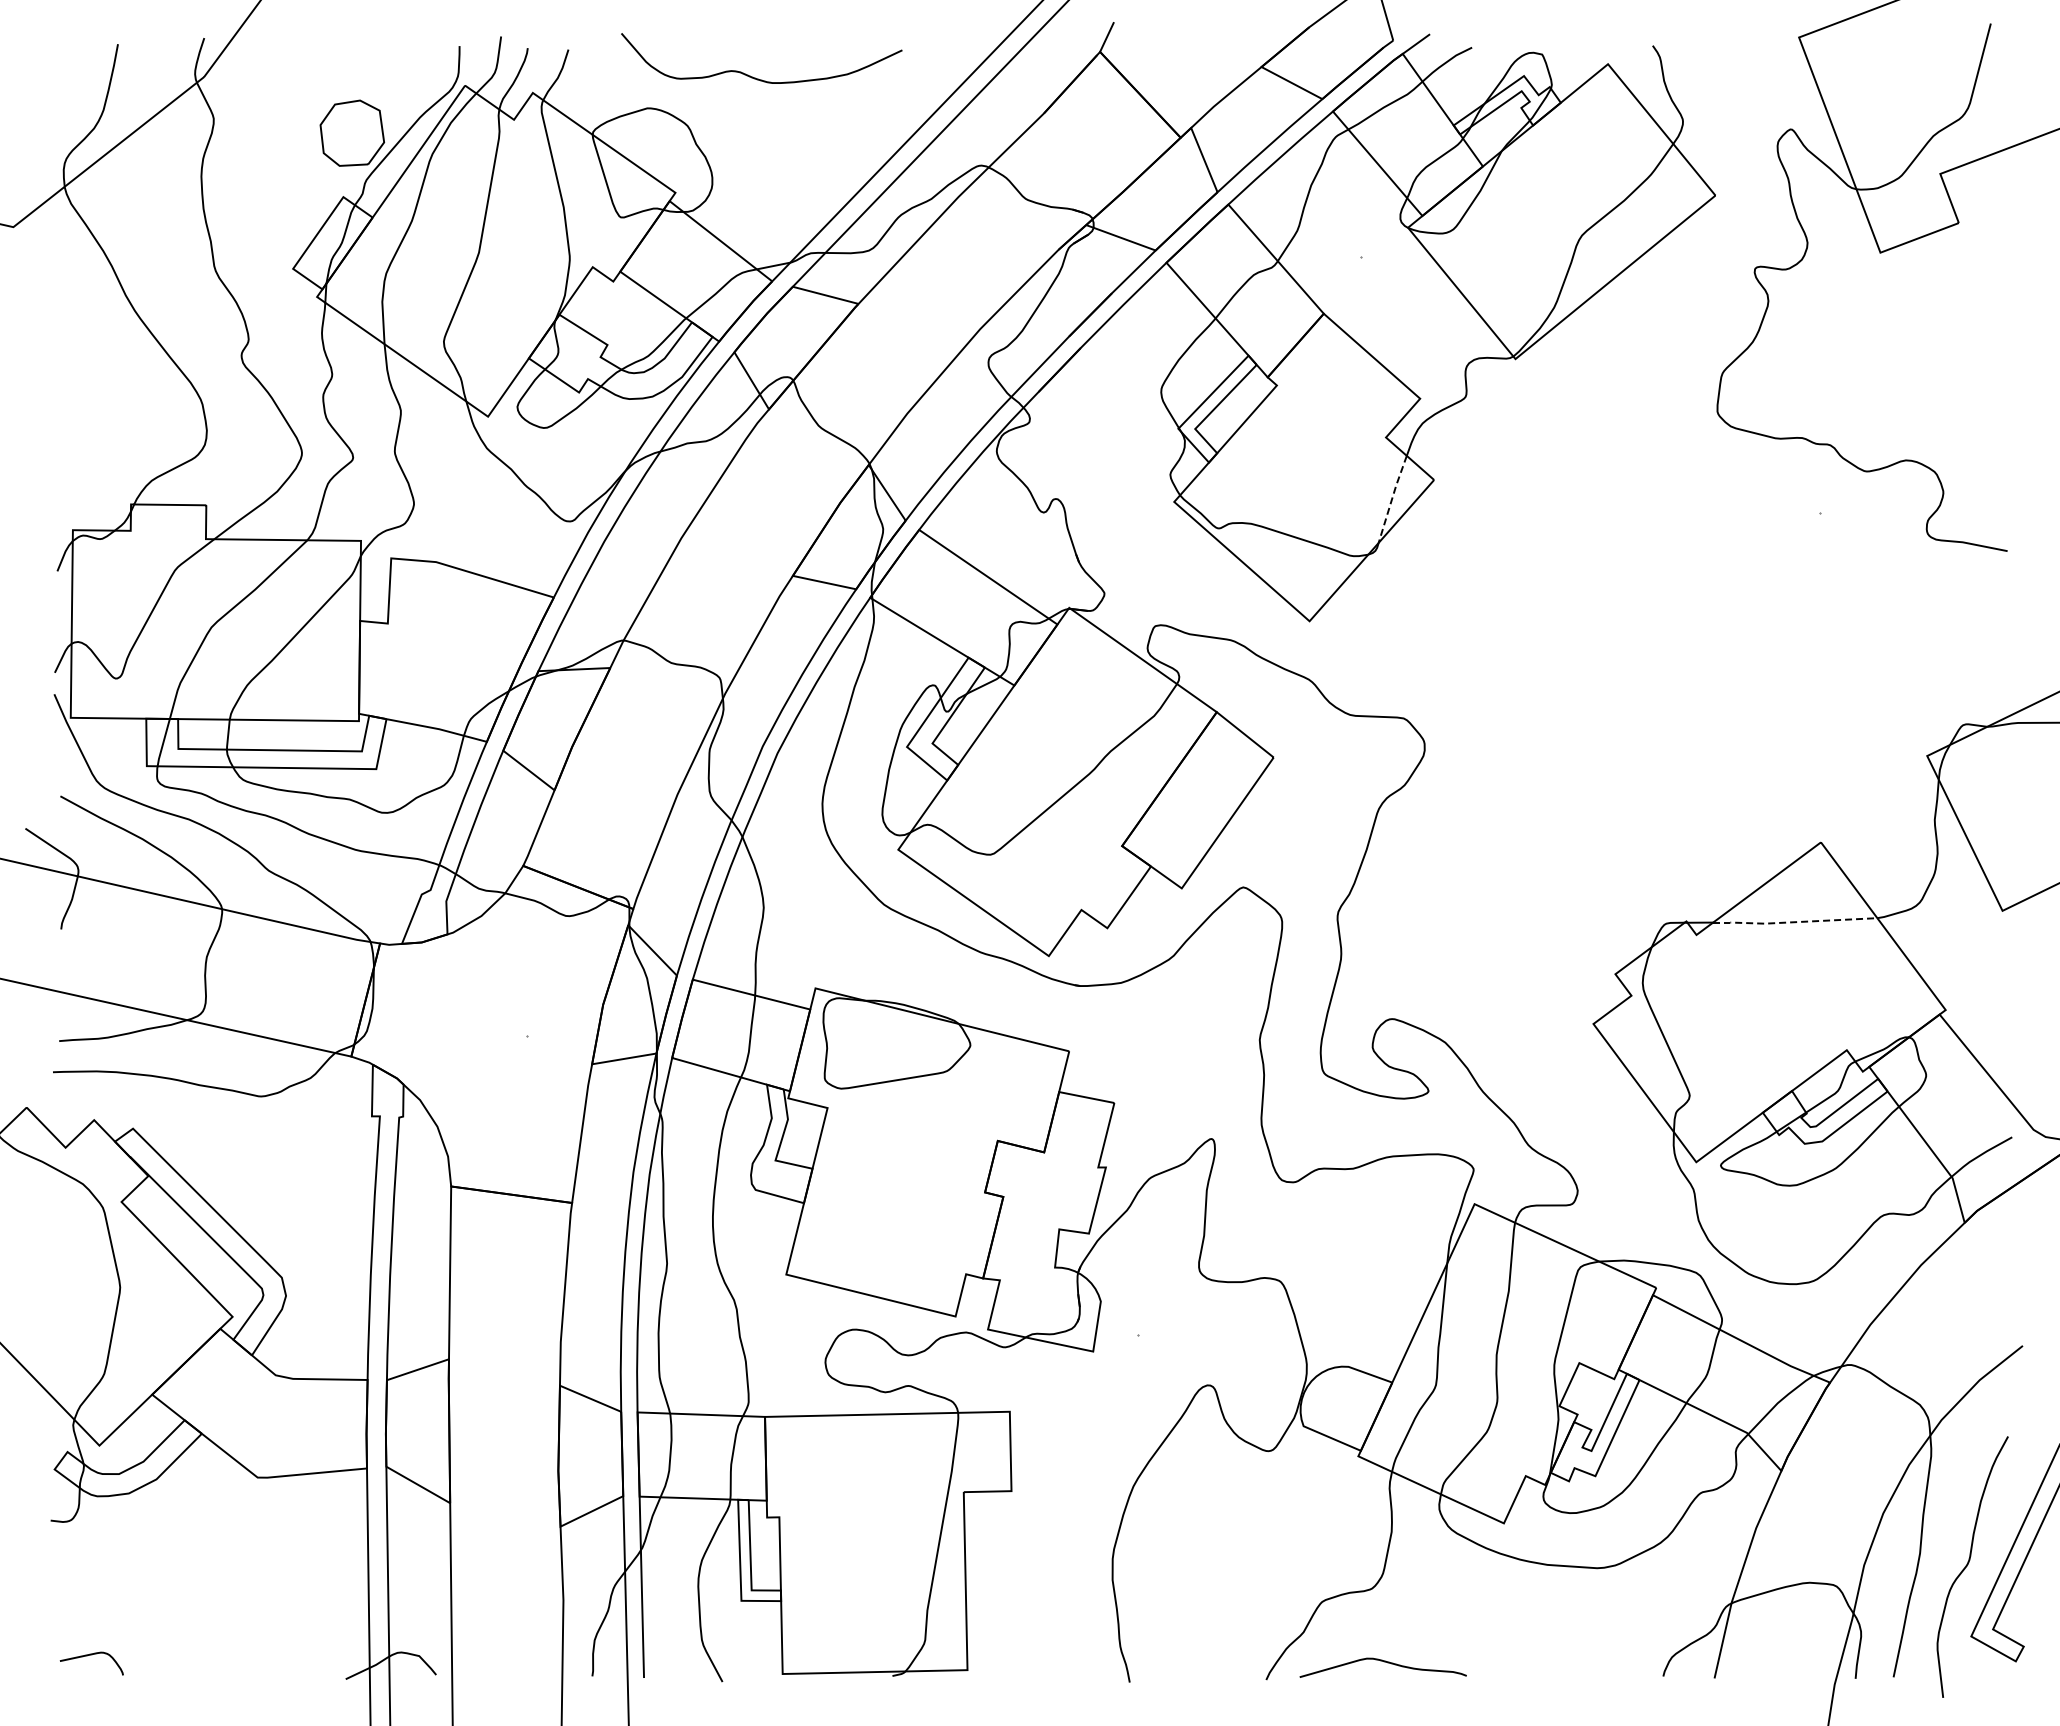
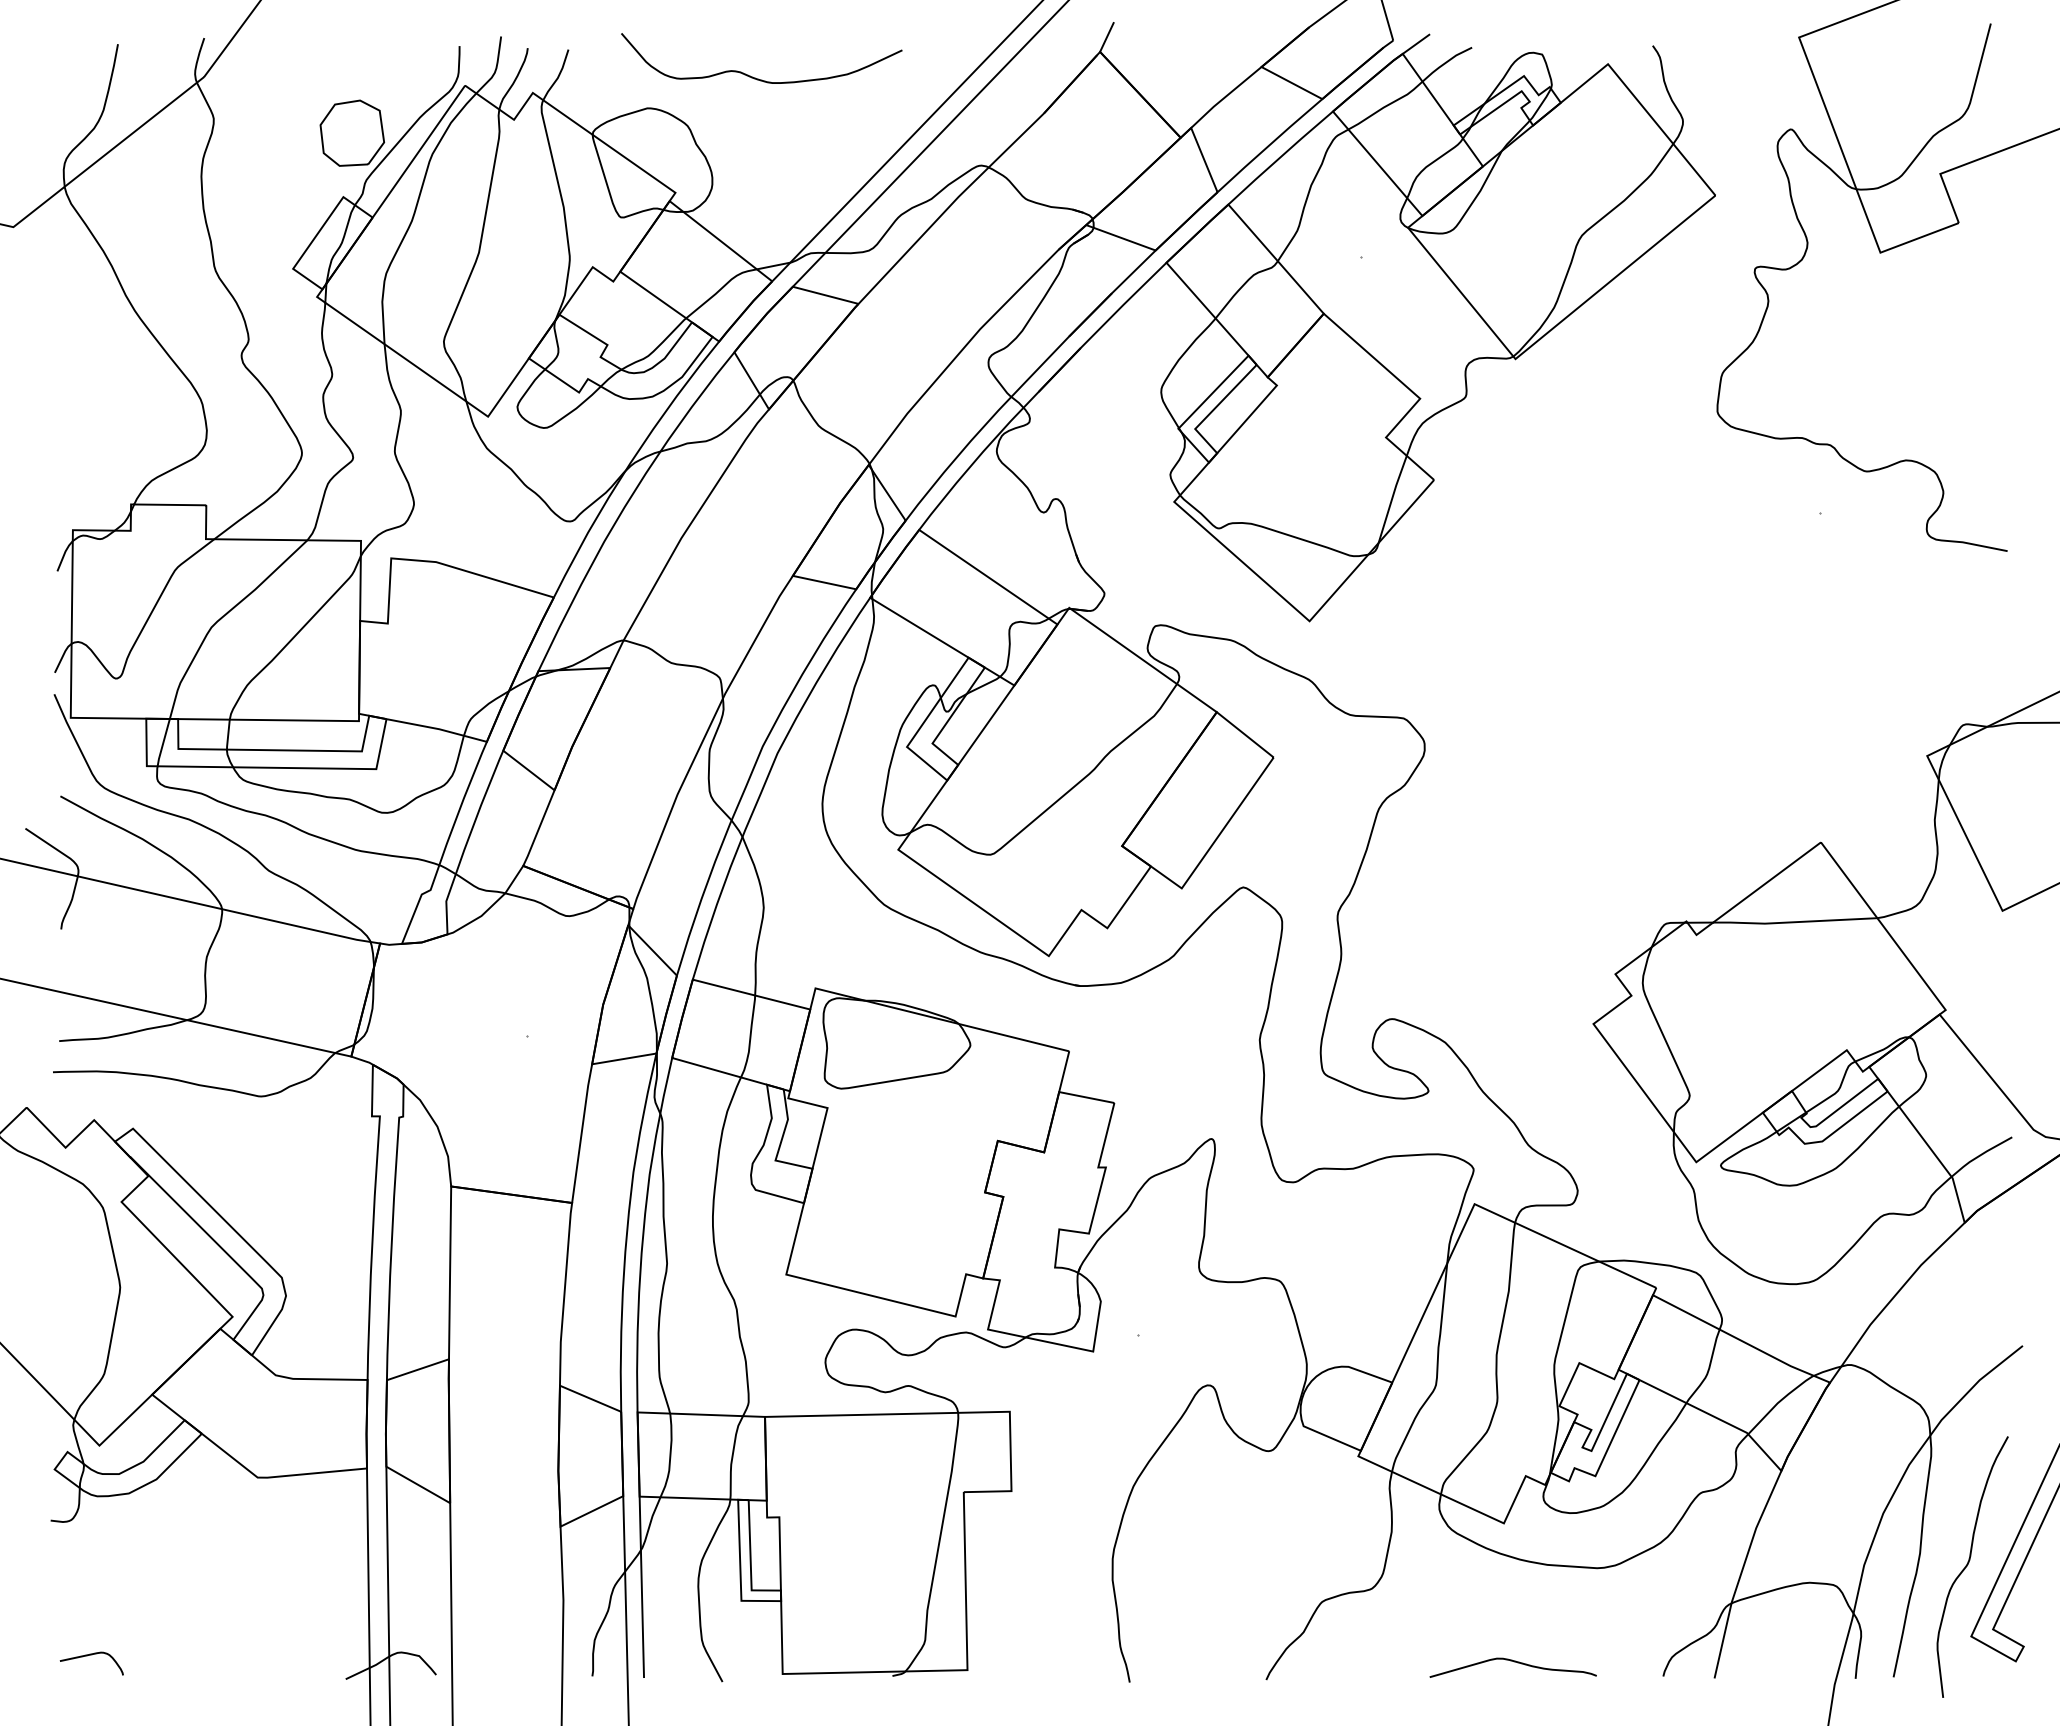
line: dashed -> solid (1392, 498)
line: dashed -> solid (1793, 922)
curve position: (1384, 1662) -> (1514, 1662) (1514, 1662)
